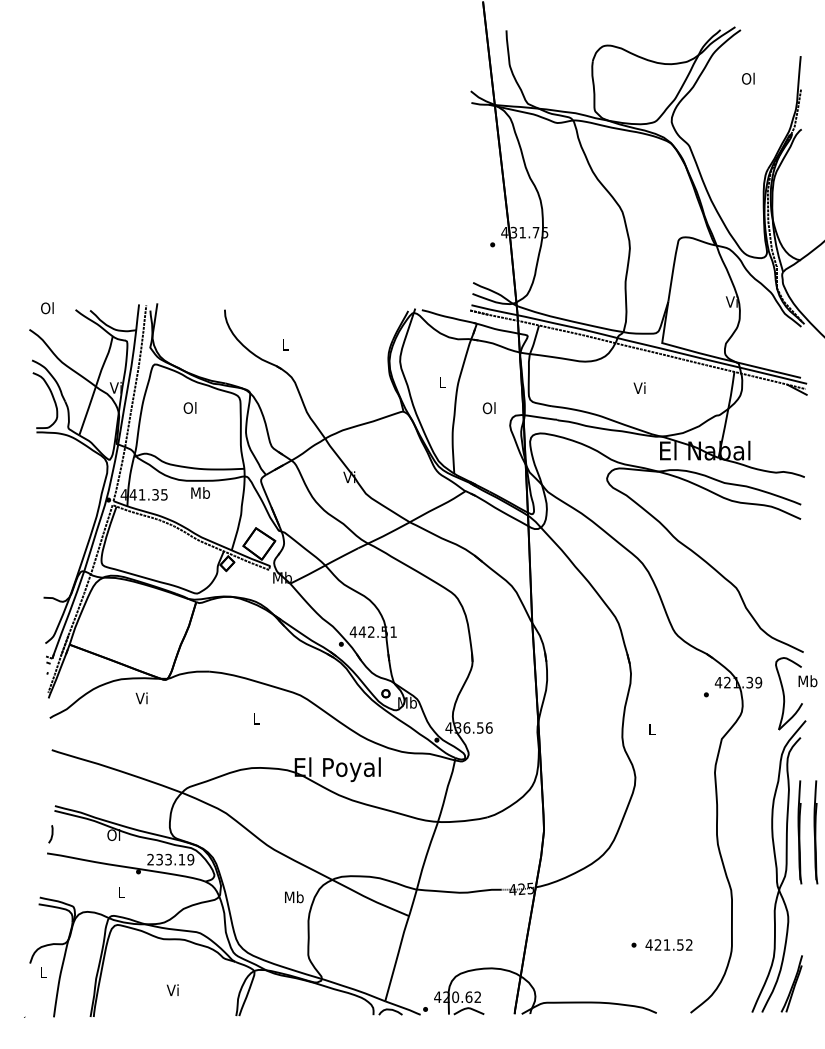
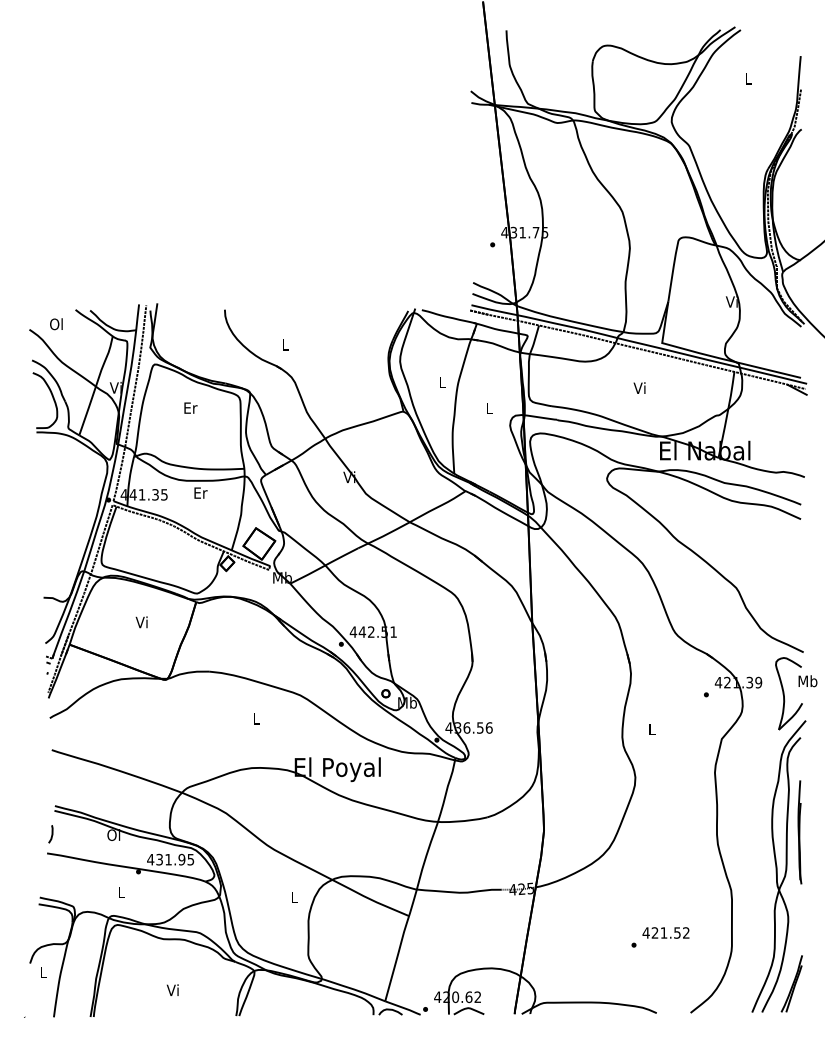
text: Ol -> L (748, 78)
text position: (47, 308) -> (56, 324) (56, 324)
text: Ol -> Er (190, 407)
text: Ol -> L (488, 408)
text: Mb -> Er (200, 492)
text position: (141, 698) -> (141, 622) (141, 622)
part: present -> none (815, 832)
text: 233.19 -> 431.95 (170, 859)
text: Mb -> L (294, 897)
text position: (668, 944) -> (665, 932) (665, 932)
